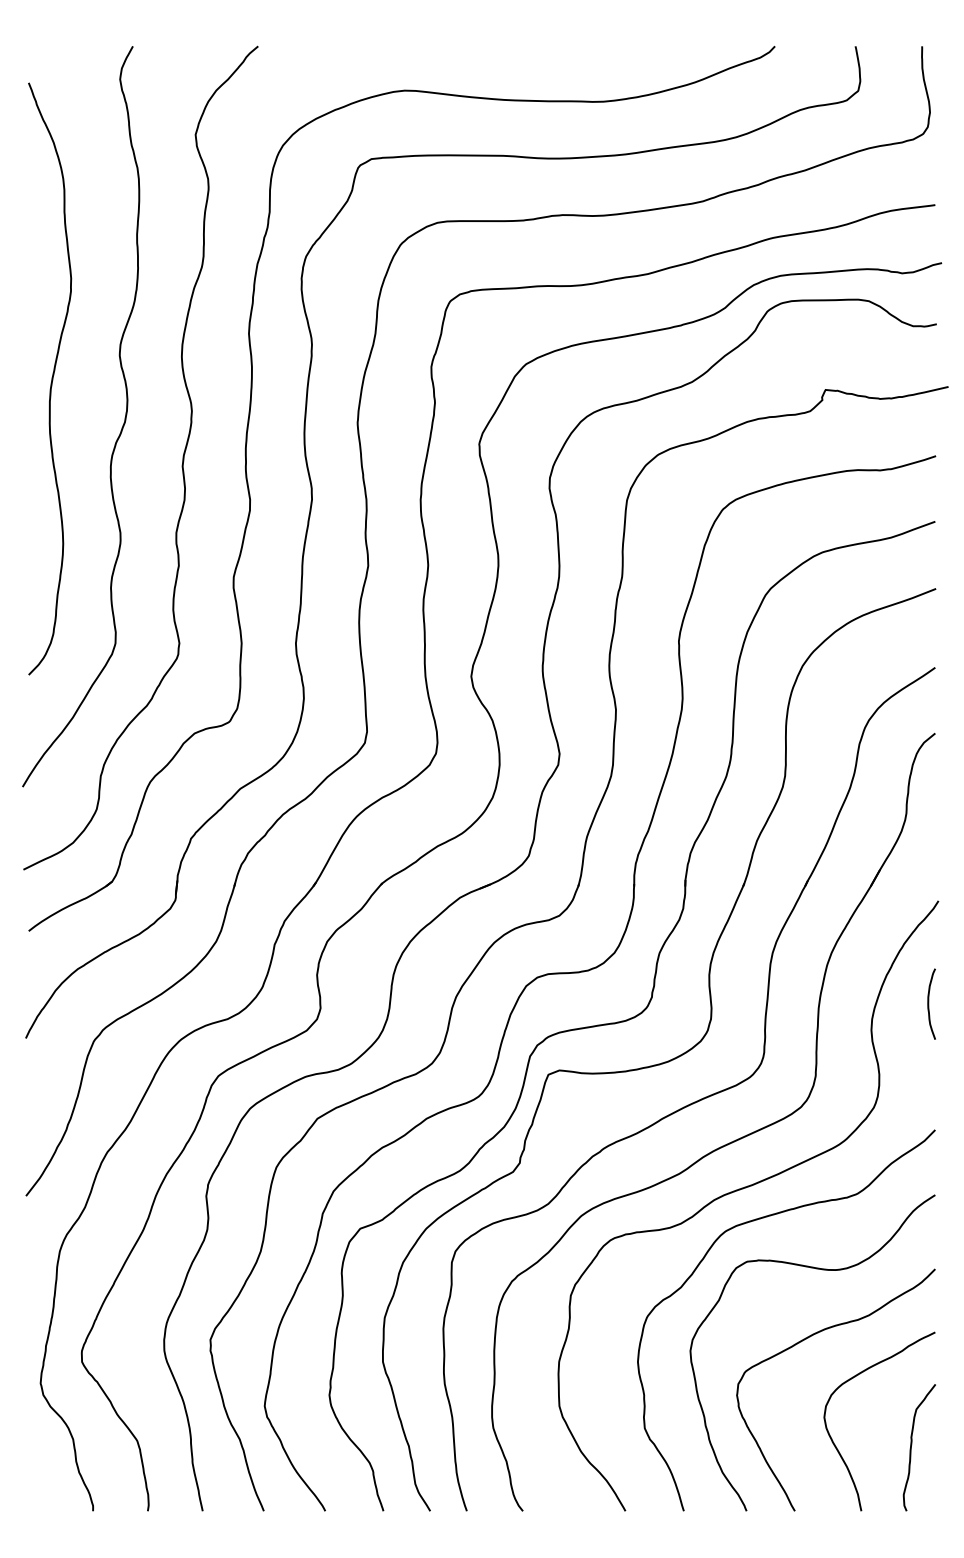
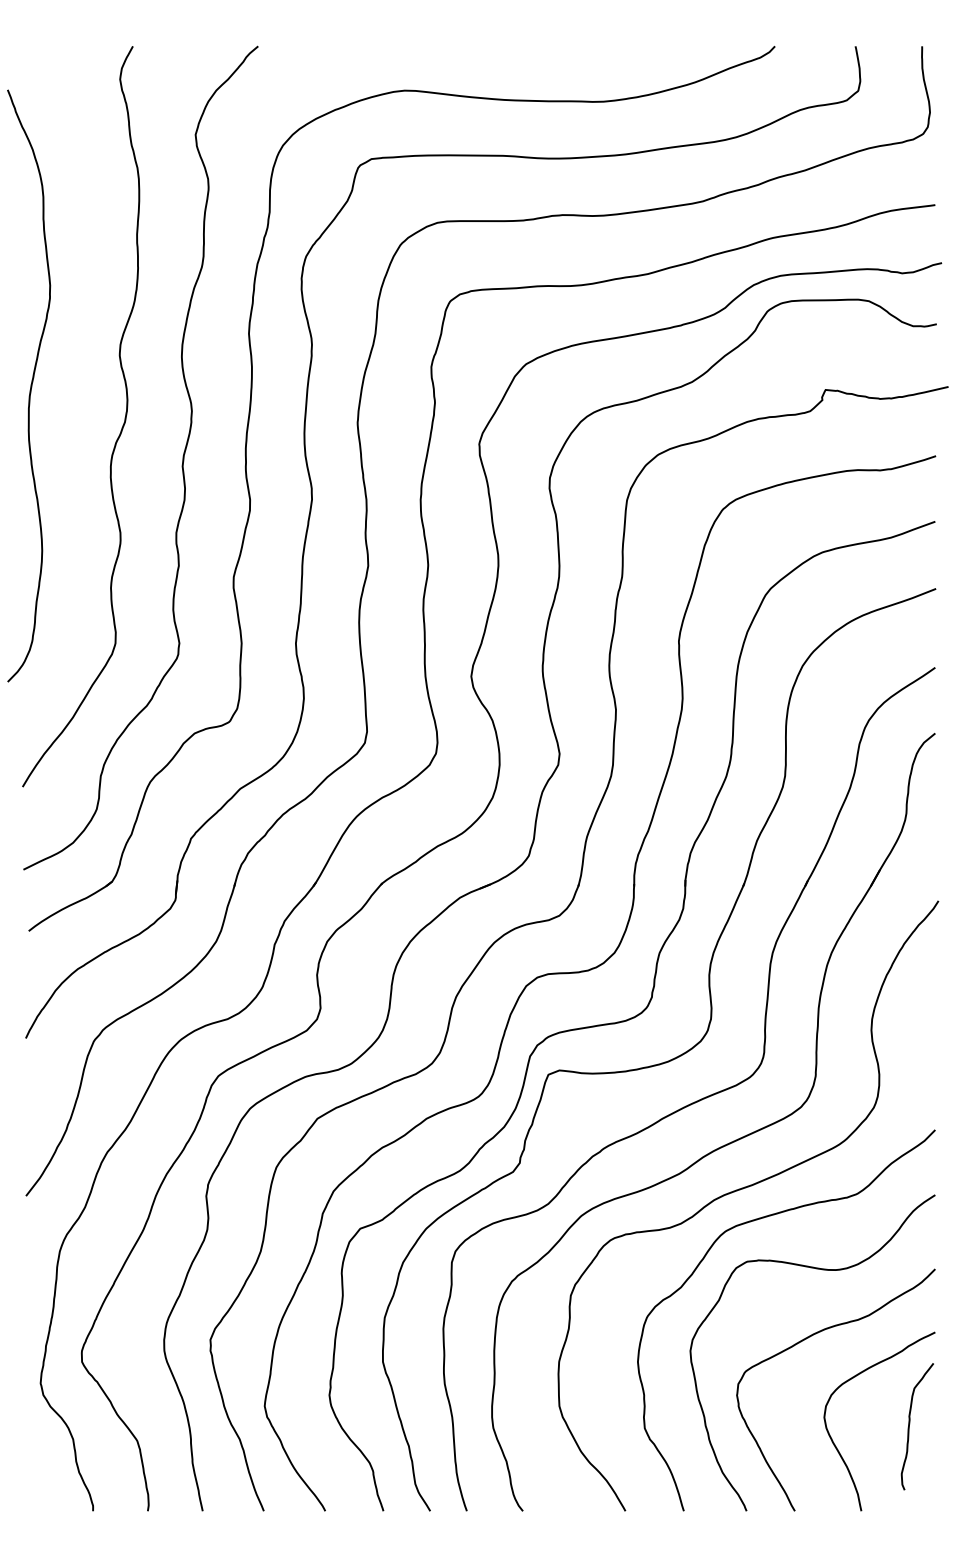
curve position: (51, 378) -> (30, 385) (30, 385)
curve: present -> none (929, 1003)
curve position: (912, 1444) -> (910, 1423) (910, 1423)
